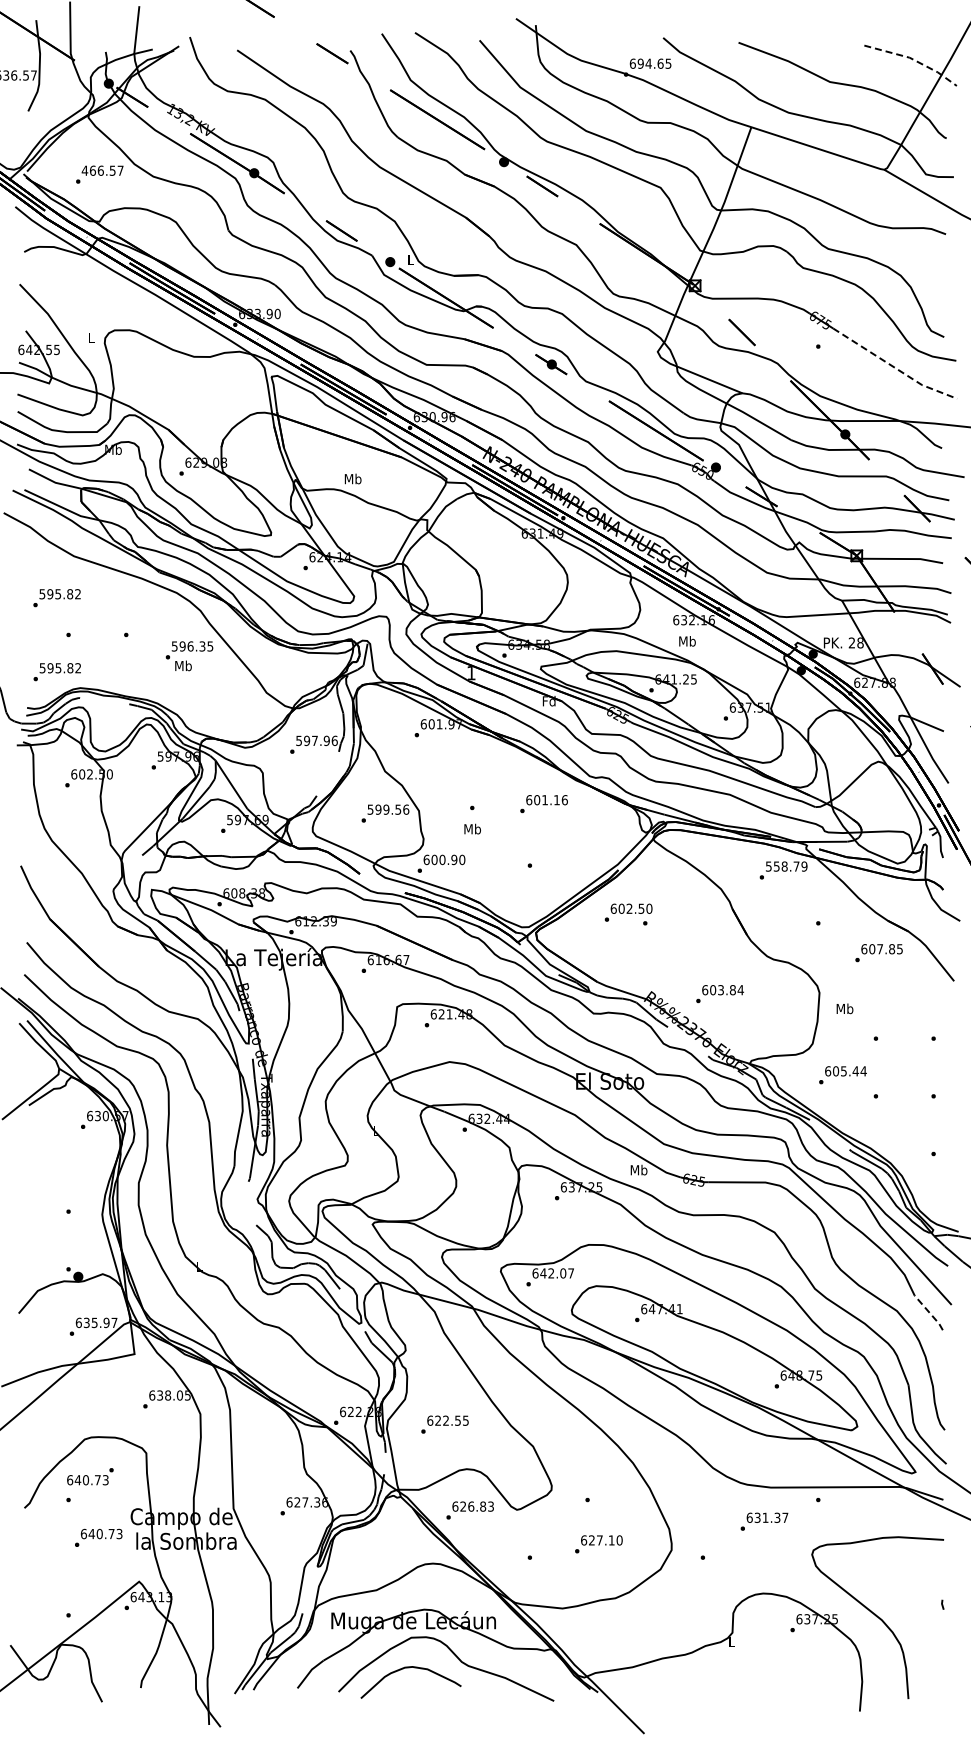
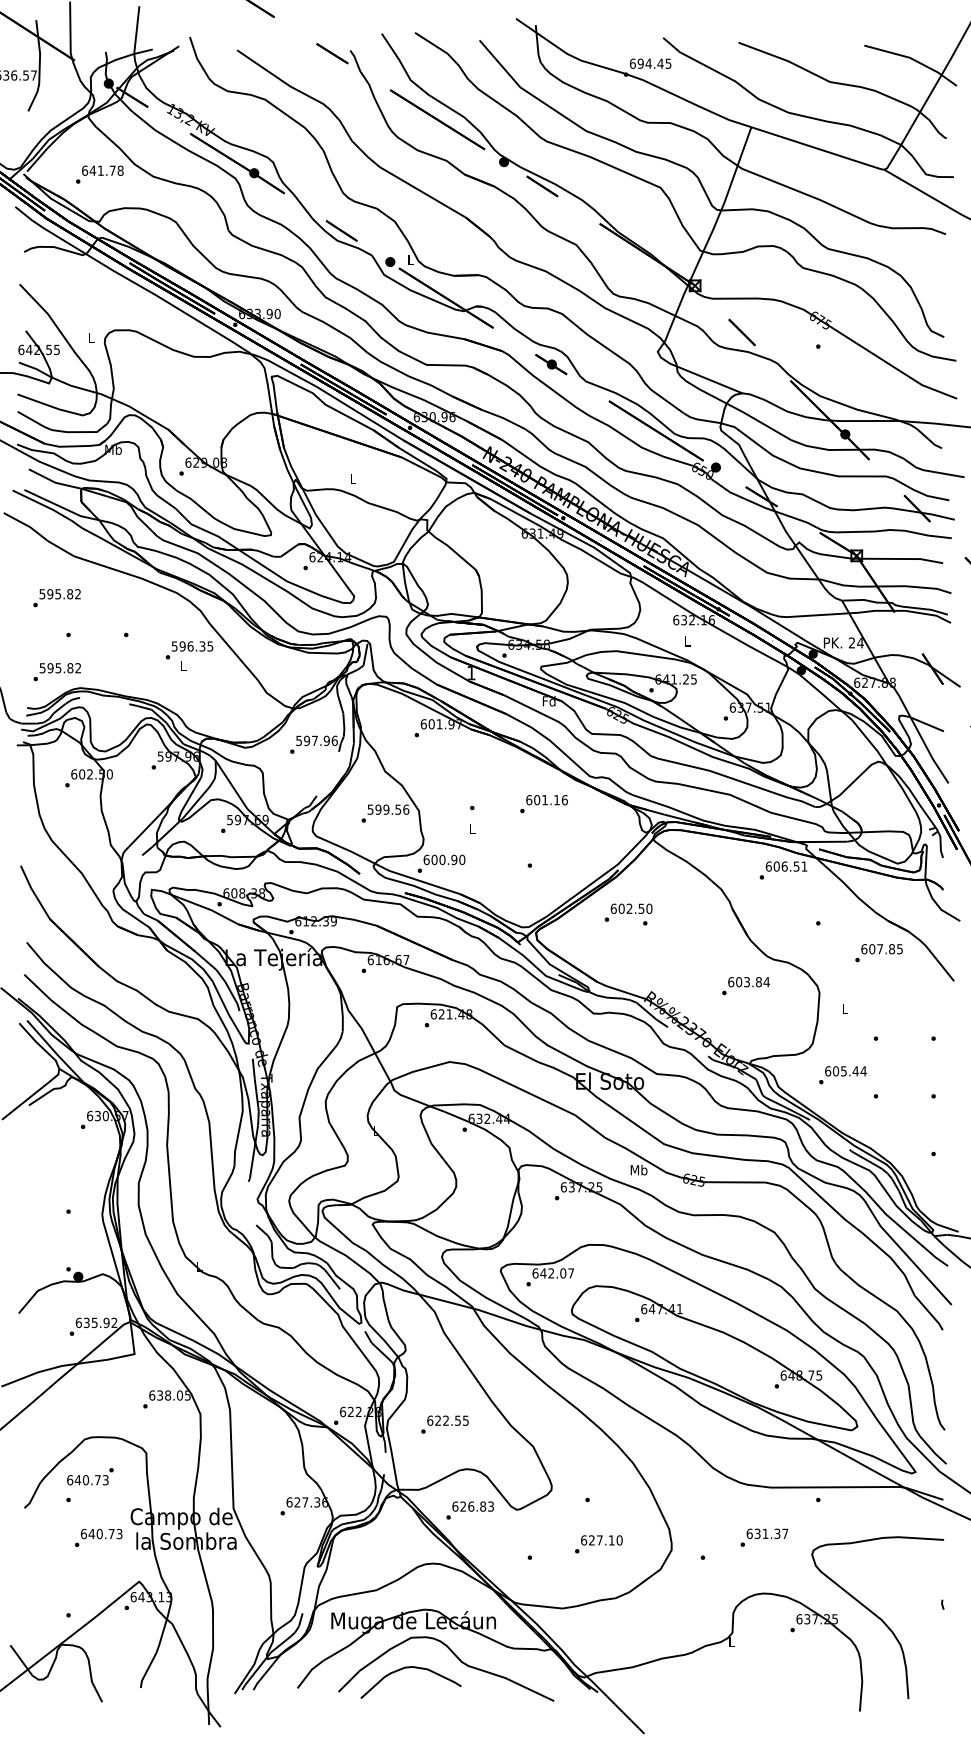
line: dashed -> solid (913, 59)
text: 694.65 -> 694.45 (660, 63)
text: 466.57 -> 641.78 (102, 170)
line: dashed -> solid (894, 367)
text: Mb -> L (352, 478)
text: Mb -> L (687, 641)
text: 28 -> 24 (860, 642)
text: Mb -> L (183, 665)
text: Mb -> L (472, 828)
text: 558.79 -> 606.51 (786, 866)
text position: (719, 994) -> (745, 986) (745, 986)
text: Mb -> L (844, 1008)
line: dashed -> solid (929, 1312)
text: 635.97 -> 635.92 (114, 1322)
text position: (764, 1521) -> (764, 1537) (764, 1537)
